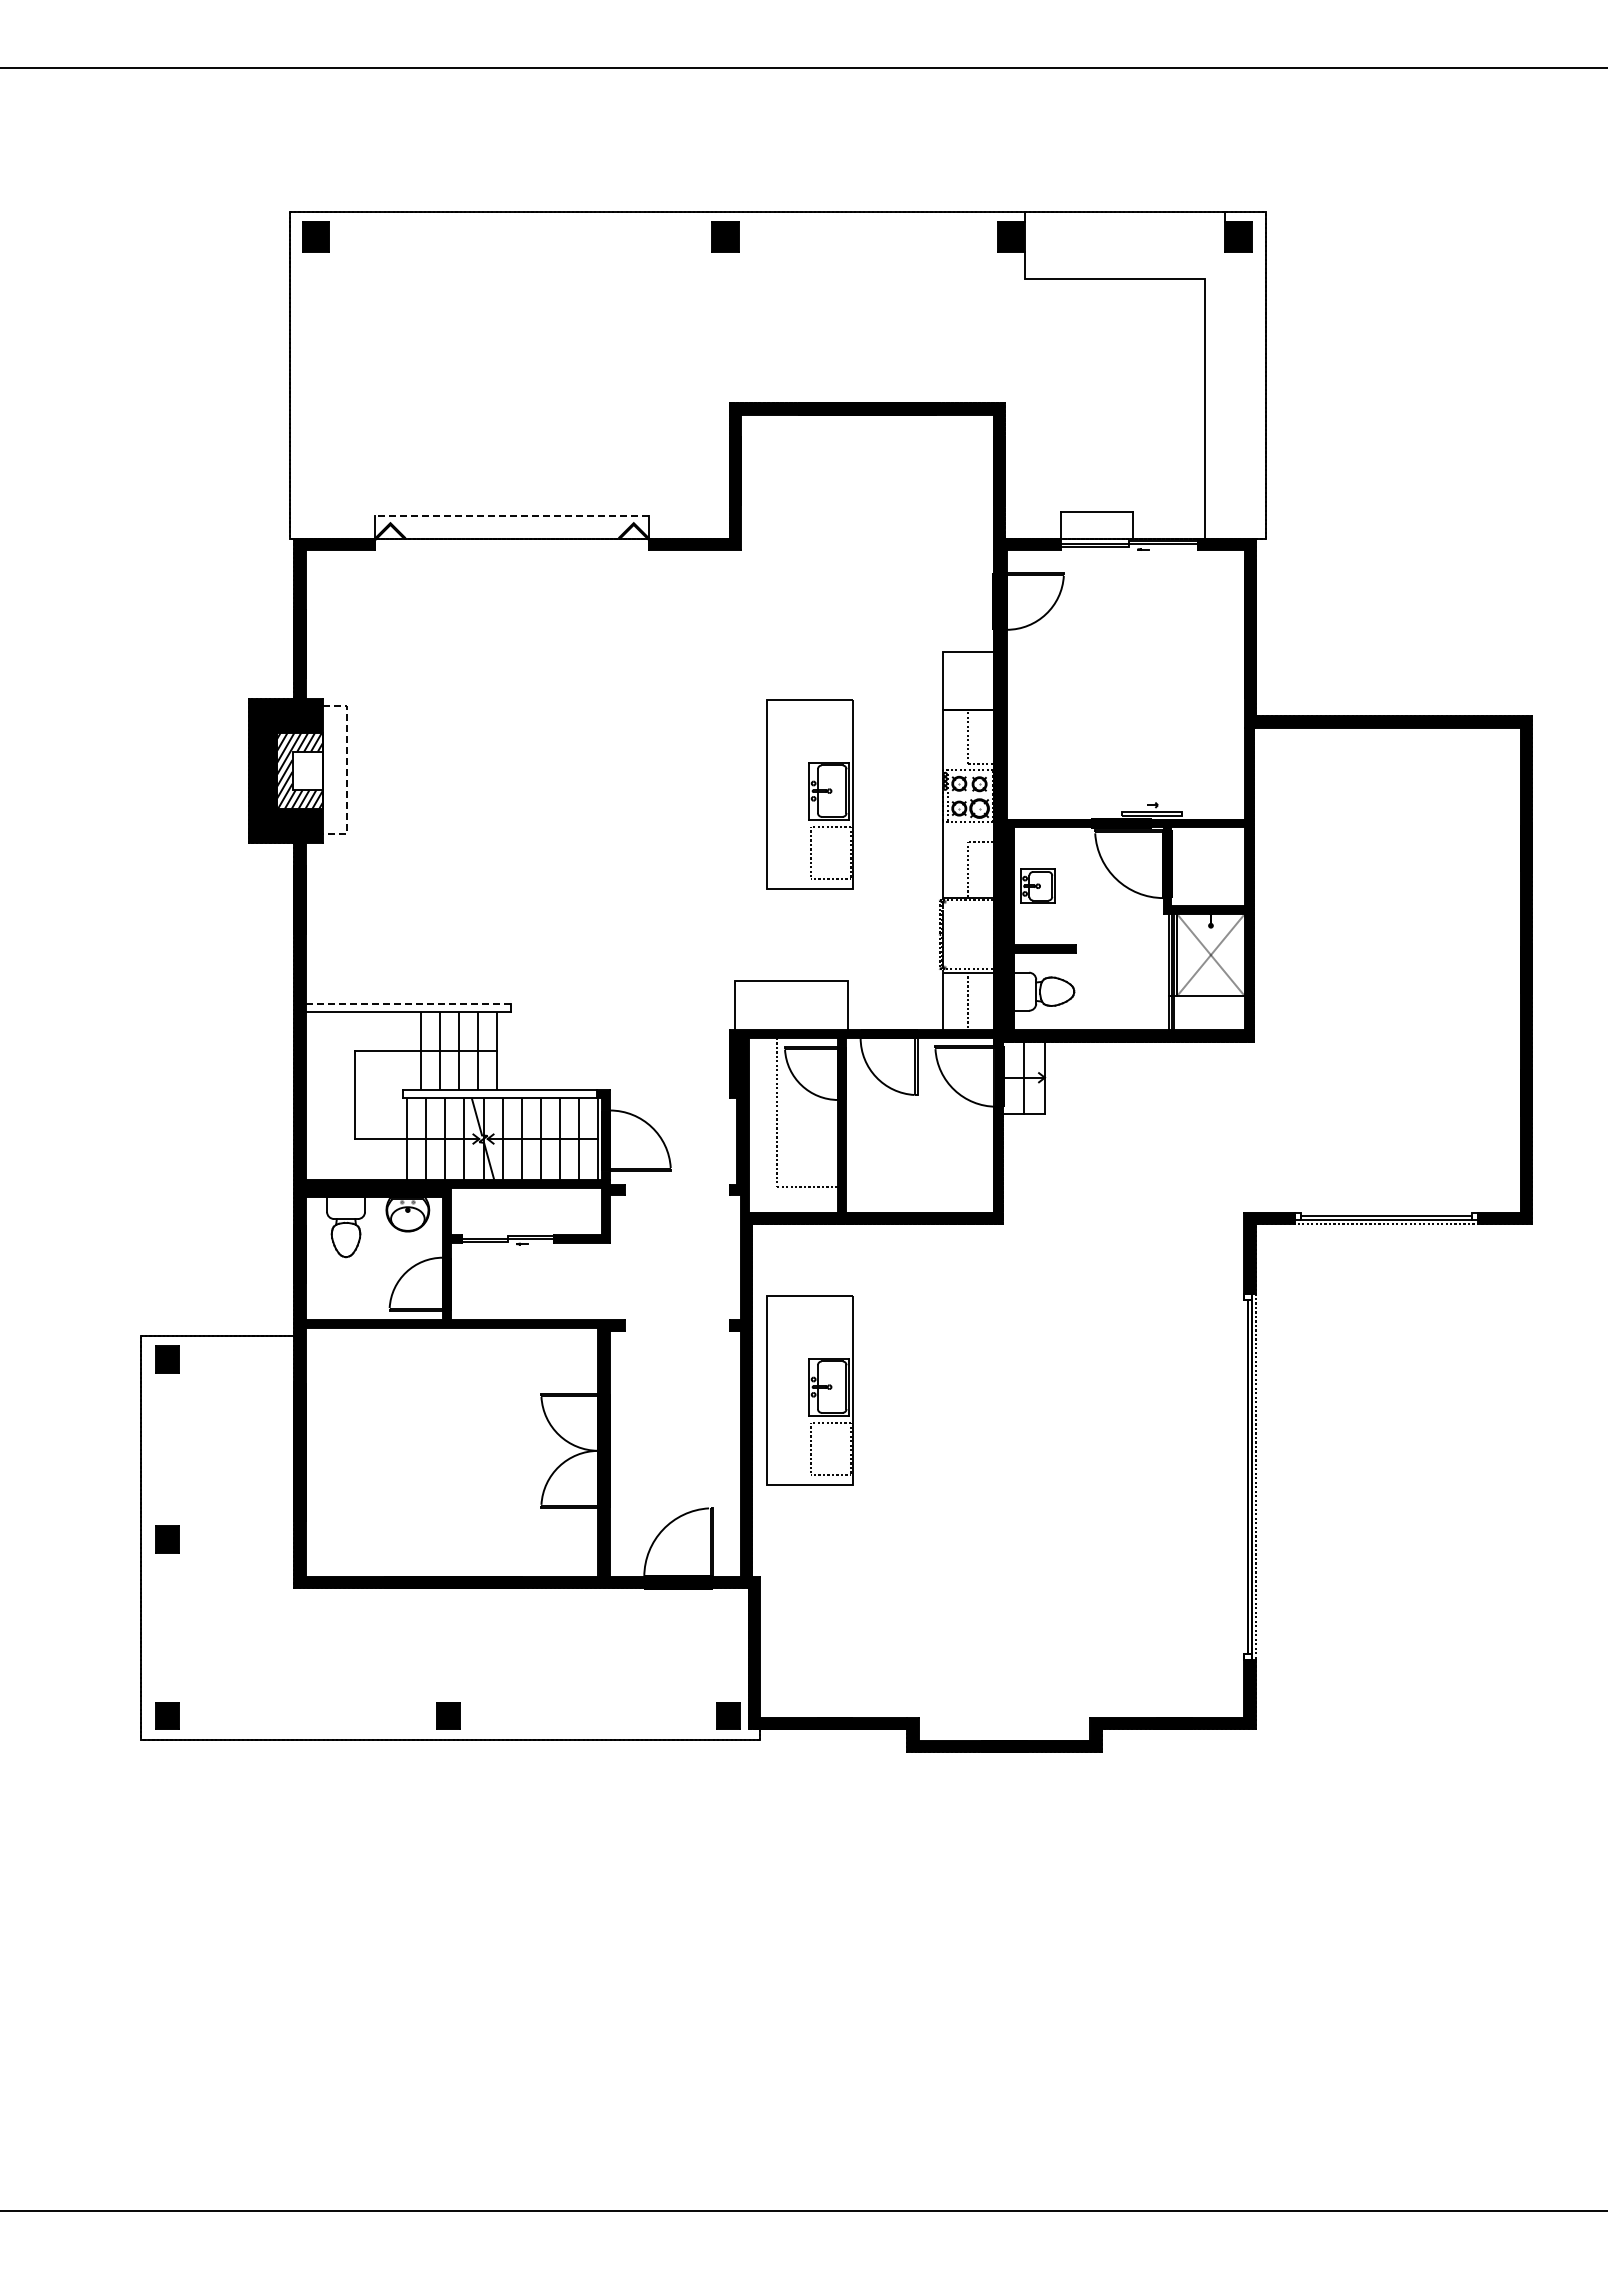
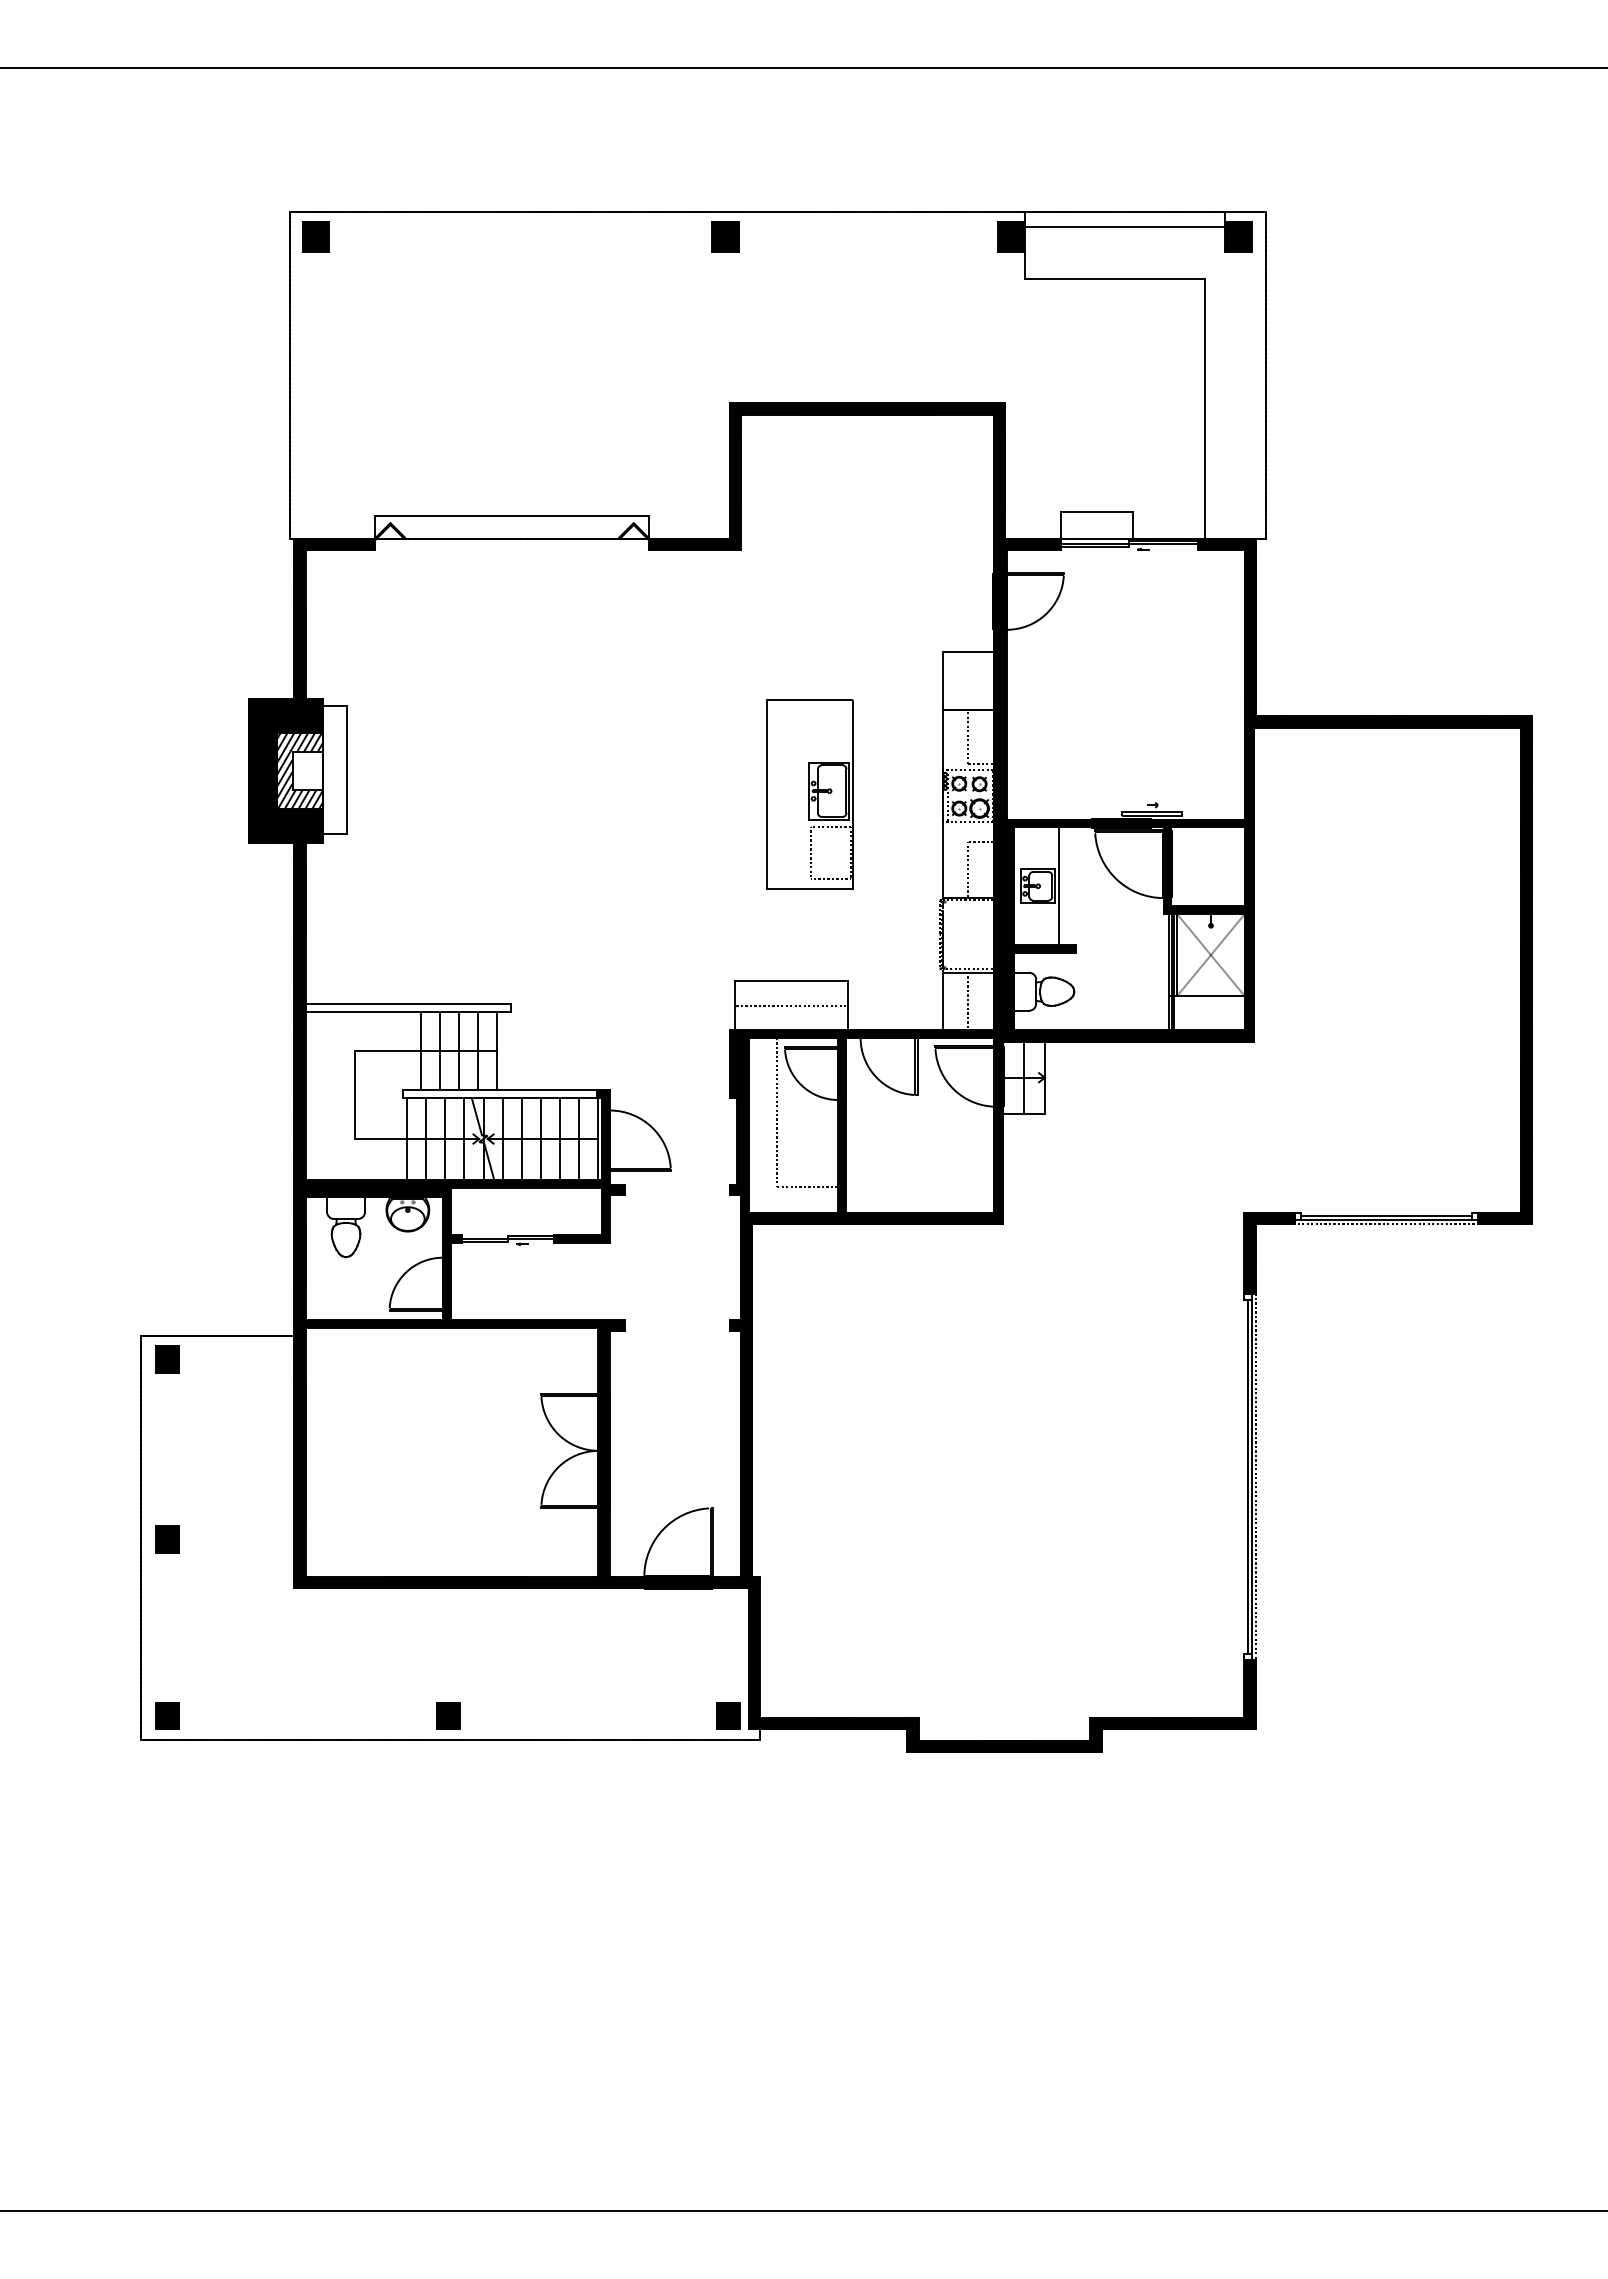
line: none -> present (1124, 226)
line: dashed -> solid (511, 515)
line: dashed -> solid (347, 769)
line: none -> present (1059, 886)
line: dashed -> solid (408, 1004)
line: none -> present (791, 1005)
part: present -> none (809, 1390)
